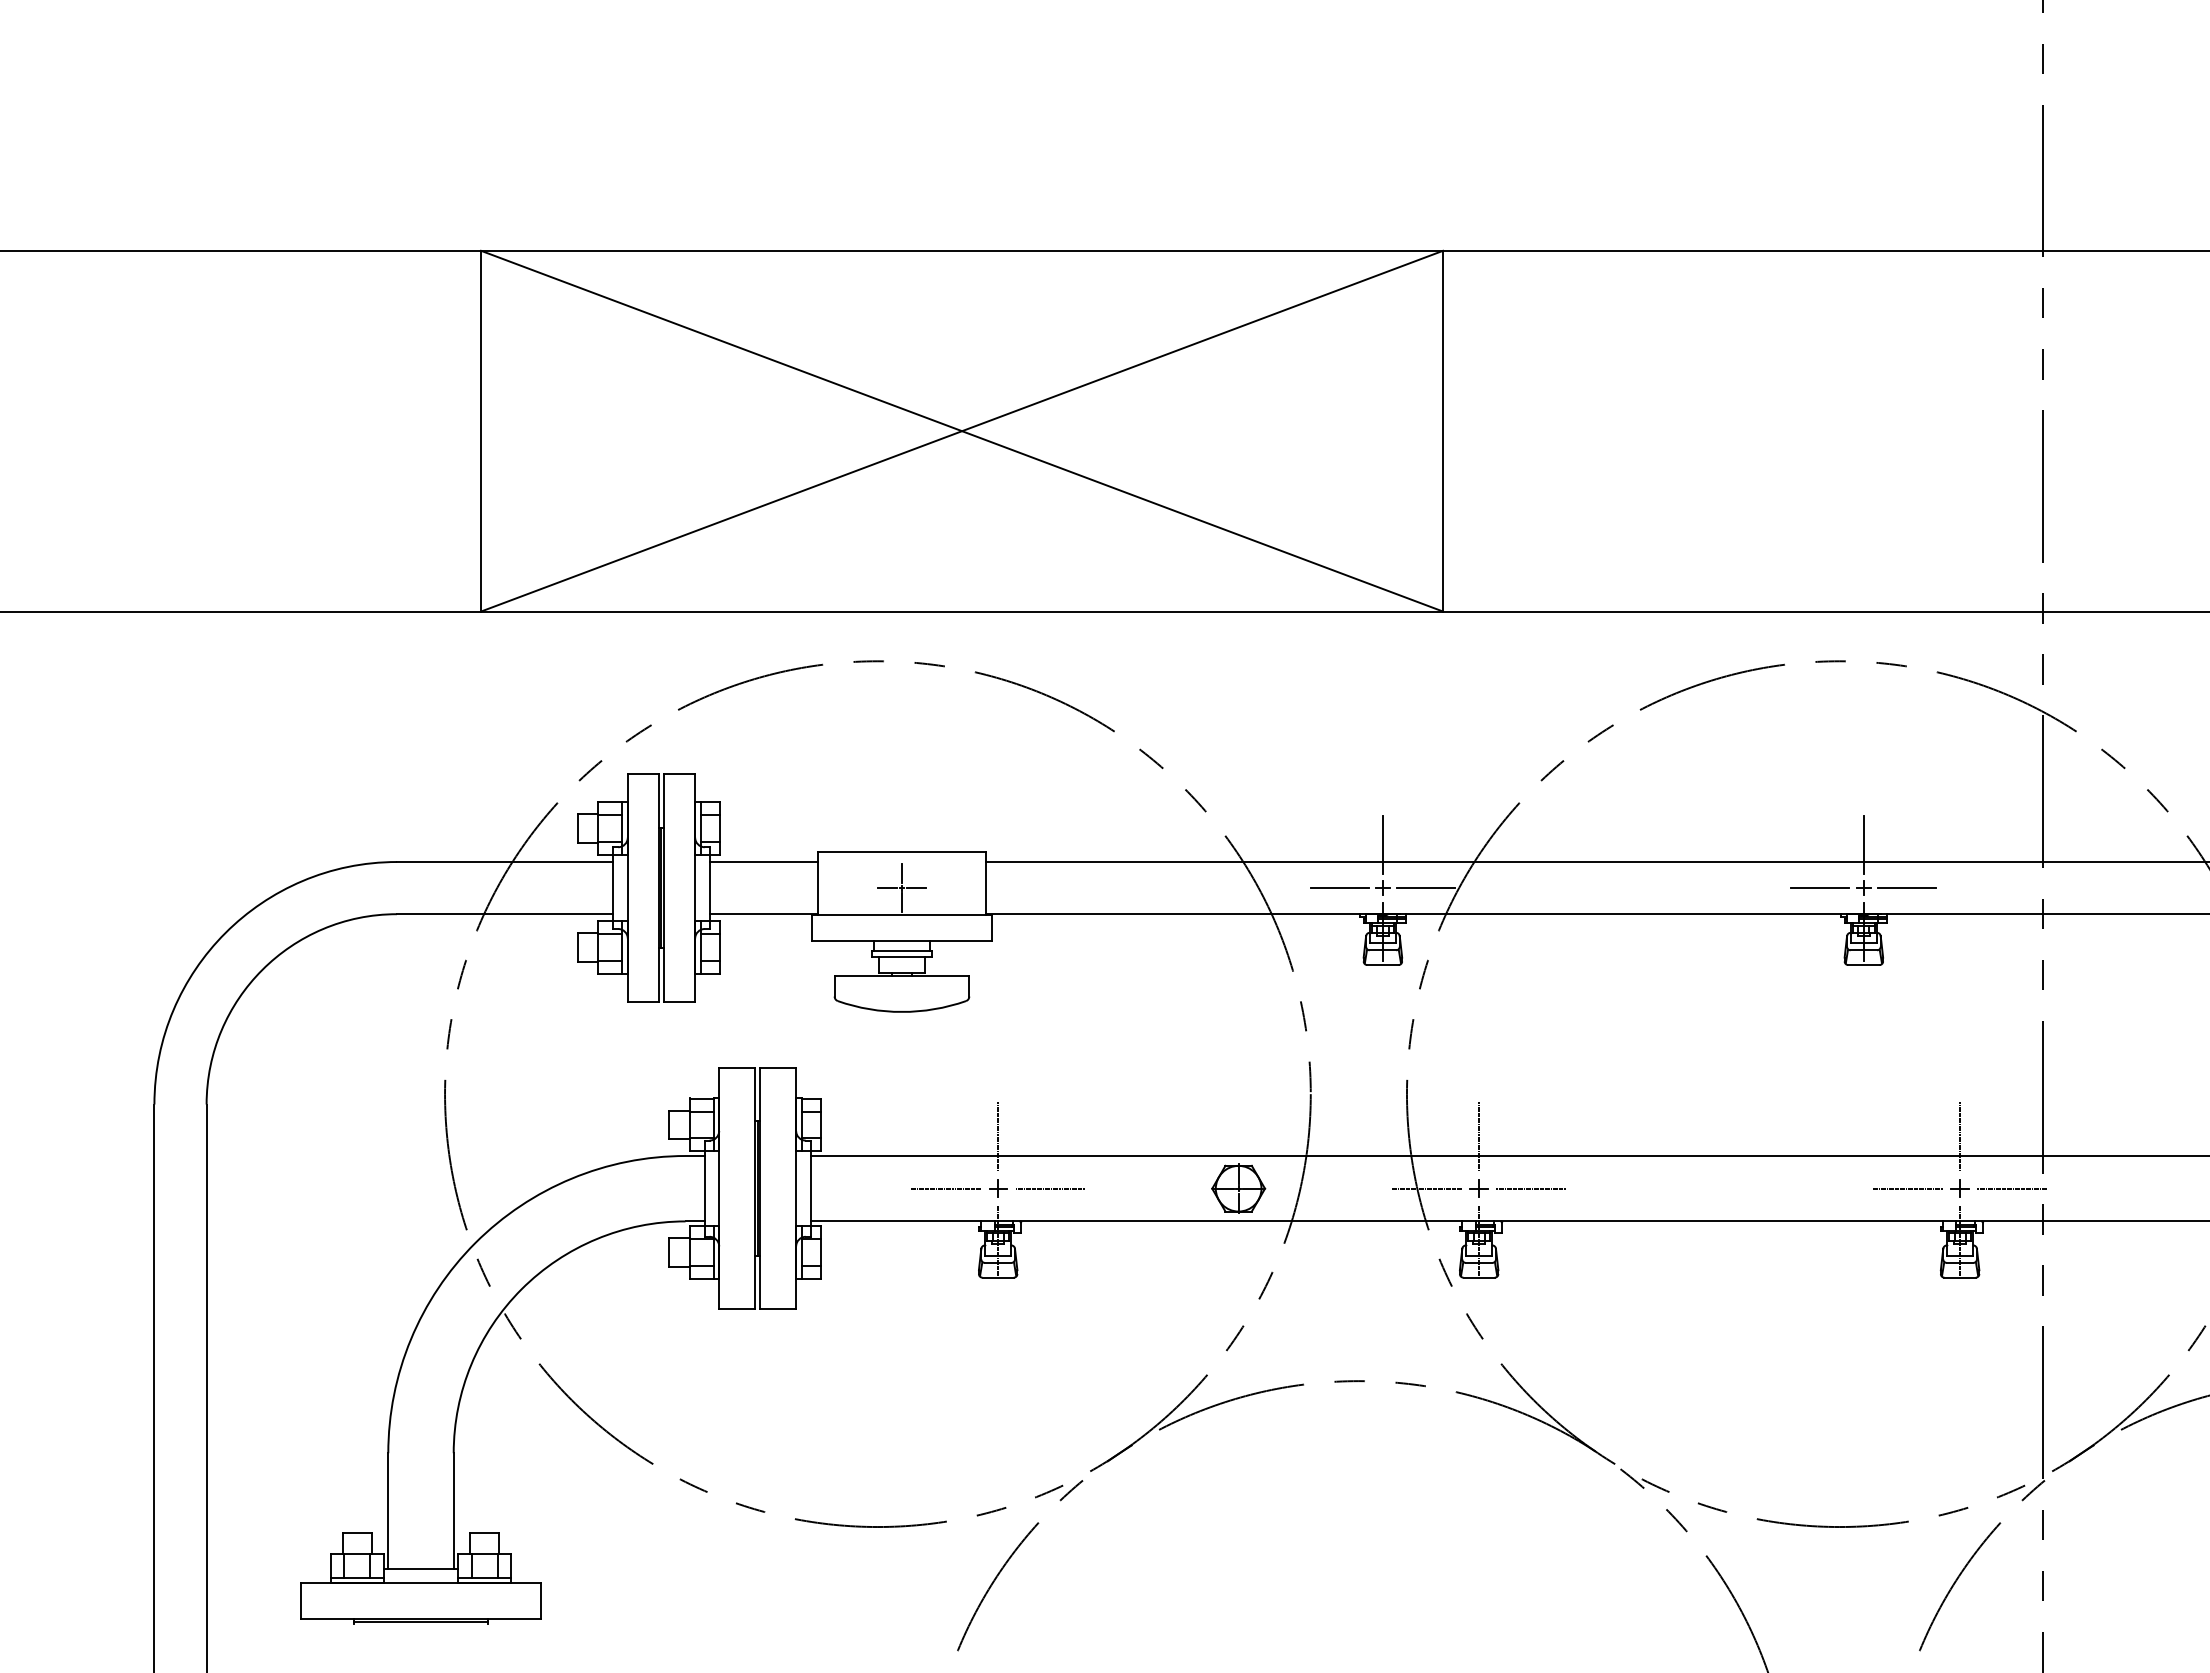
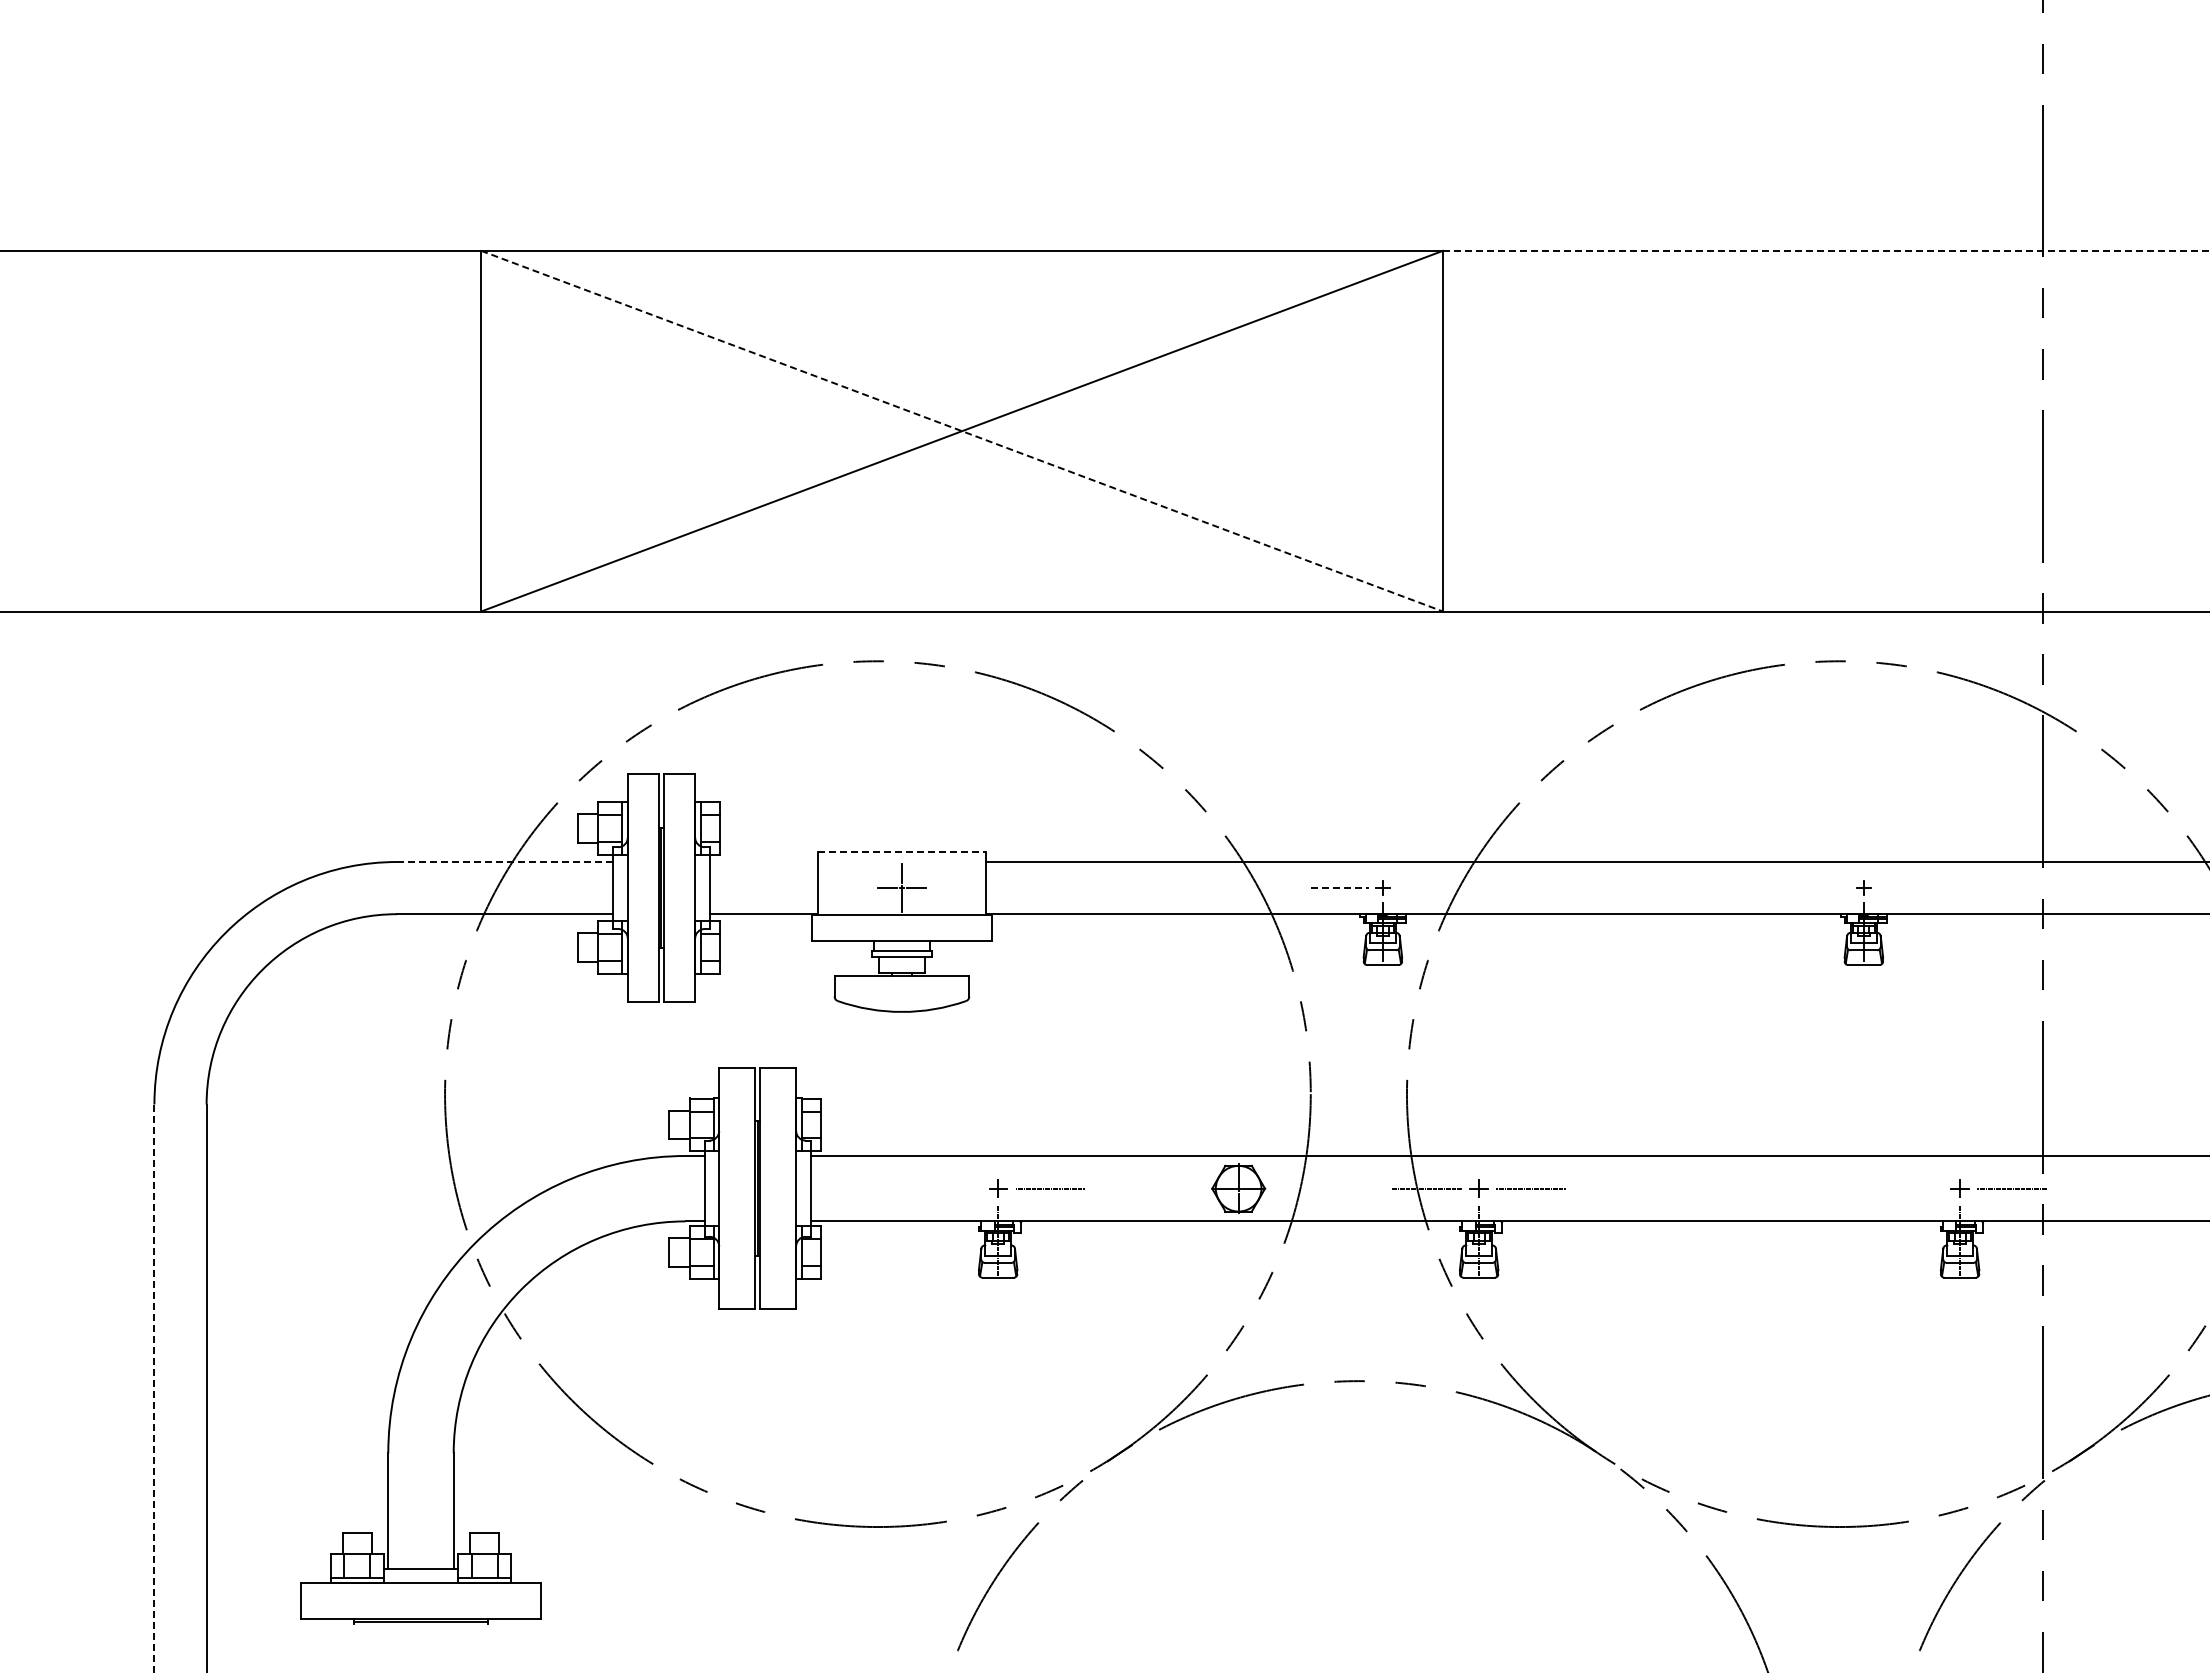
line: solid -> dashed (1826, 250)
line: solid -> dashed (962, 431)
line: present -> none (1382, 844)
line: present -> none (1863, 844)
line: solid -> dashed (902, 852)
line: solid -> dashed (505, 862)
line: present -> none (763, 862)
line: solid -> dashed (1339, 888)
line: present -> none (1426, 888)
line: present -> none (1820, 888)
line: present -> none (1907, 888)
line: present -> none (998, 1136)
line: present -> none (1479, 1136)
line: present -> none (1960, 1136)
line: present -> none (945, 1188)
line: present -> none (1906, 1188)
line: solid -> dashed (154, 1388)
